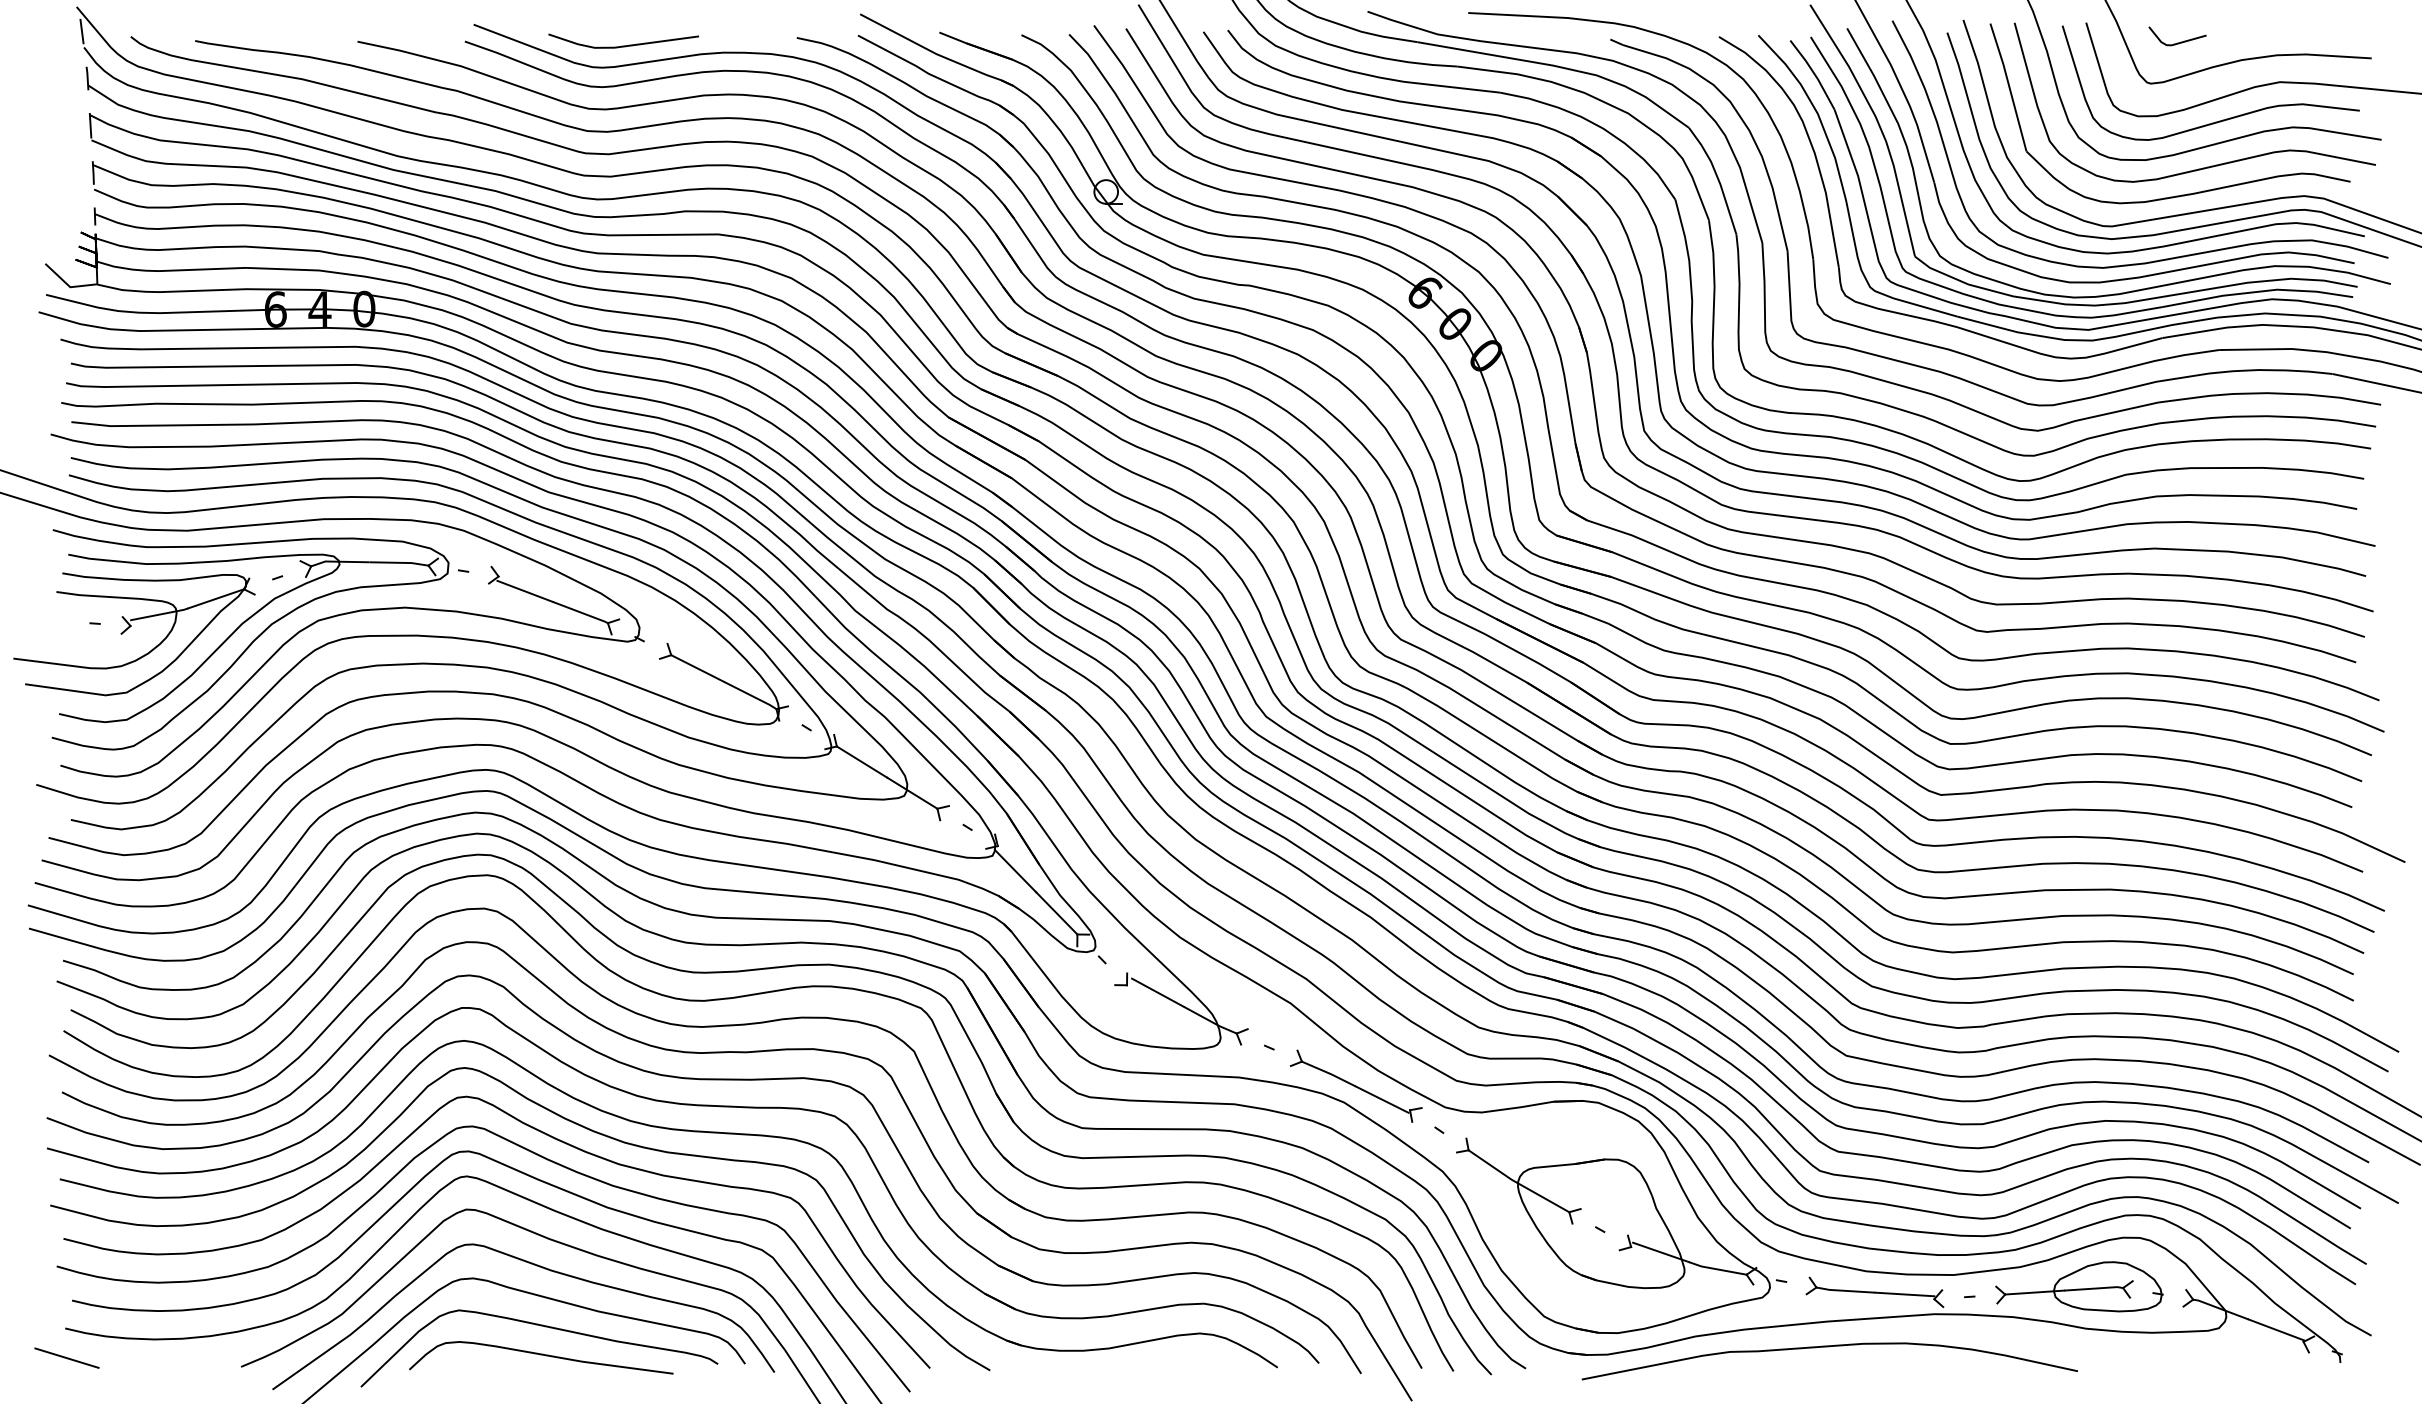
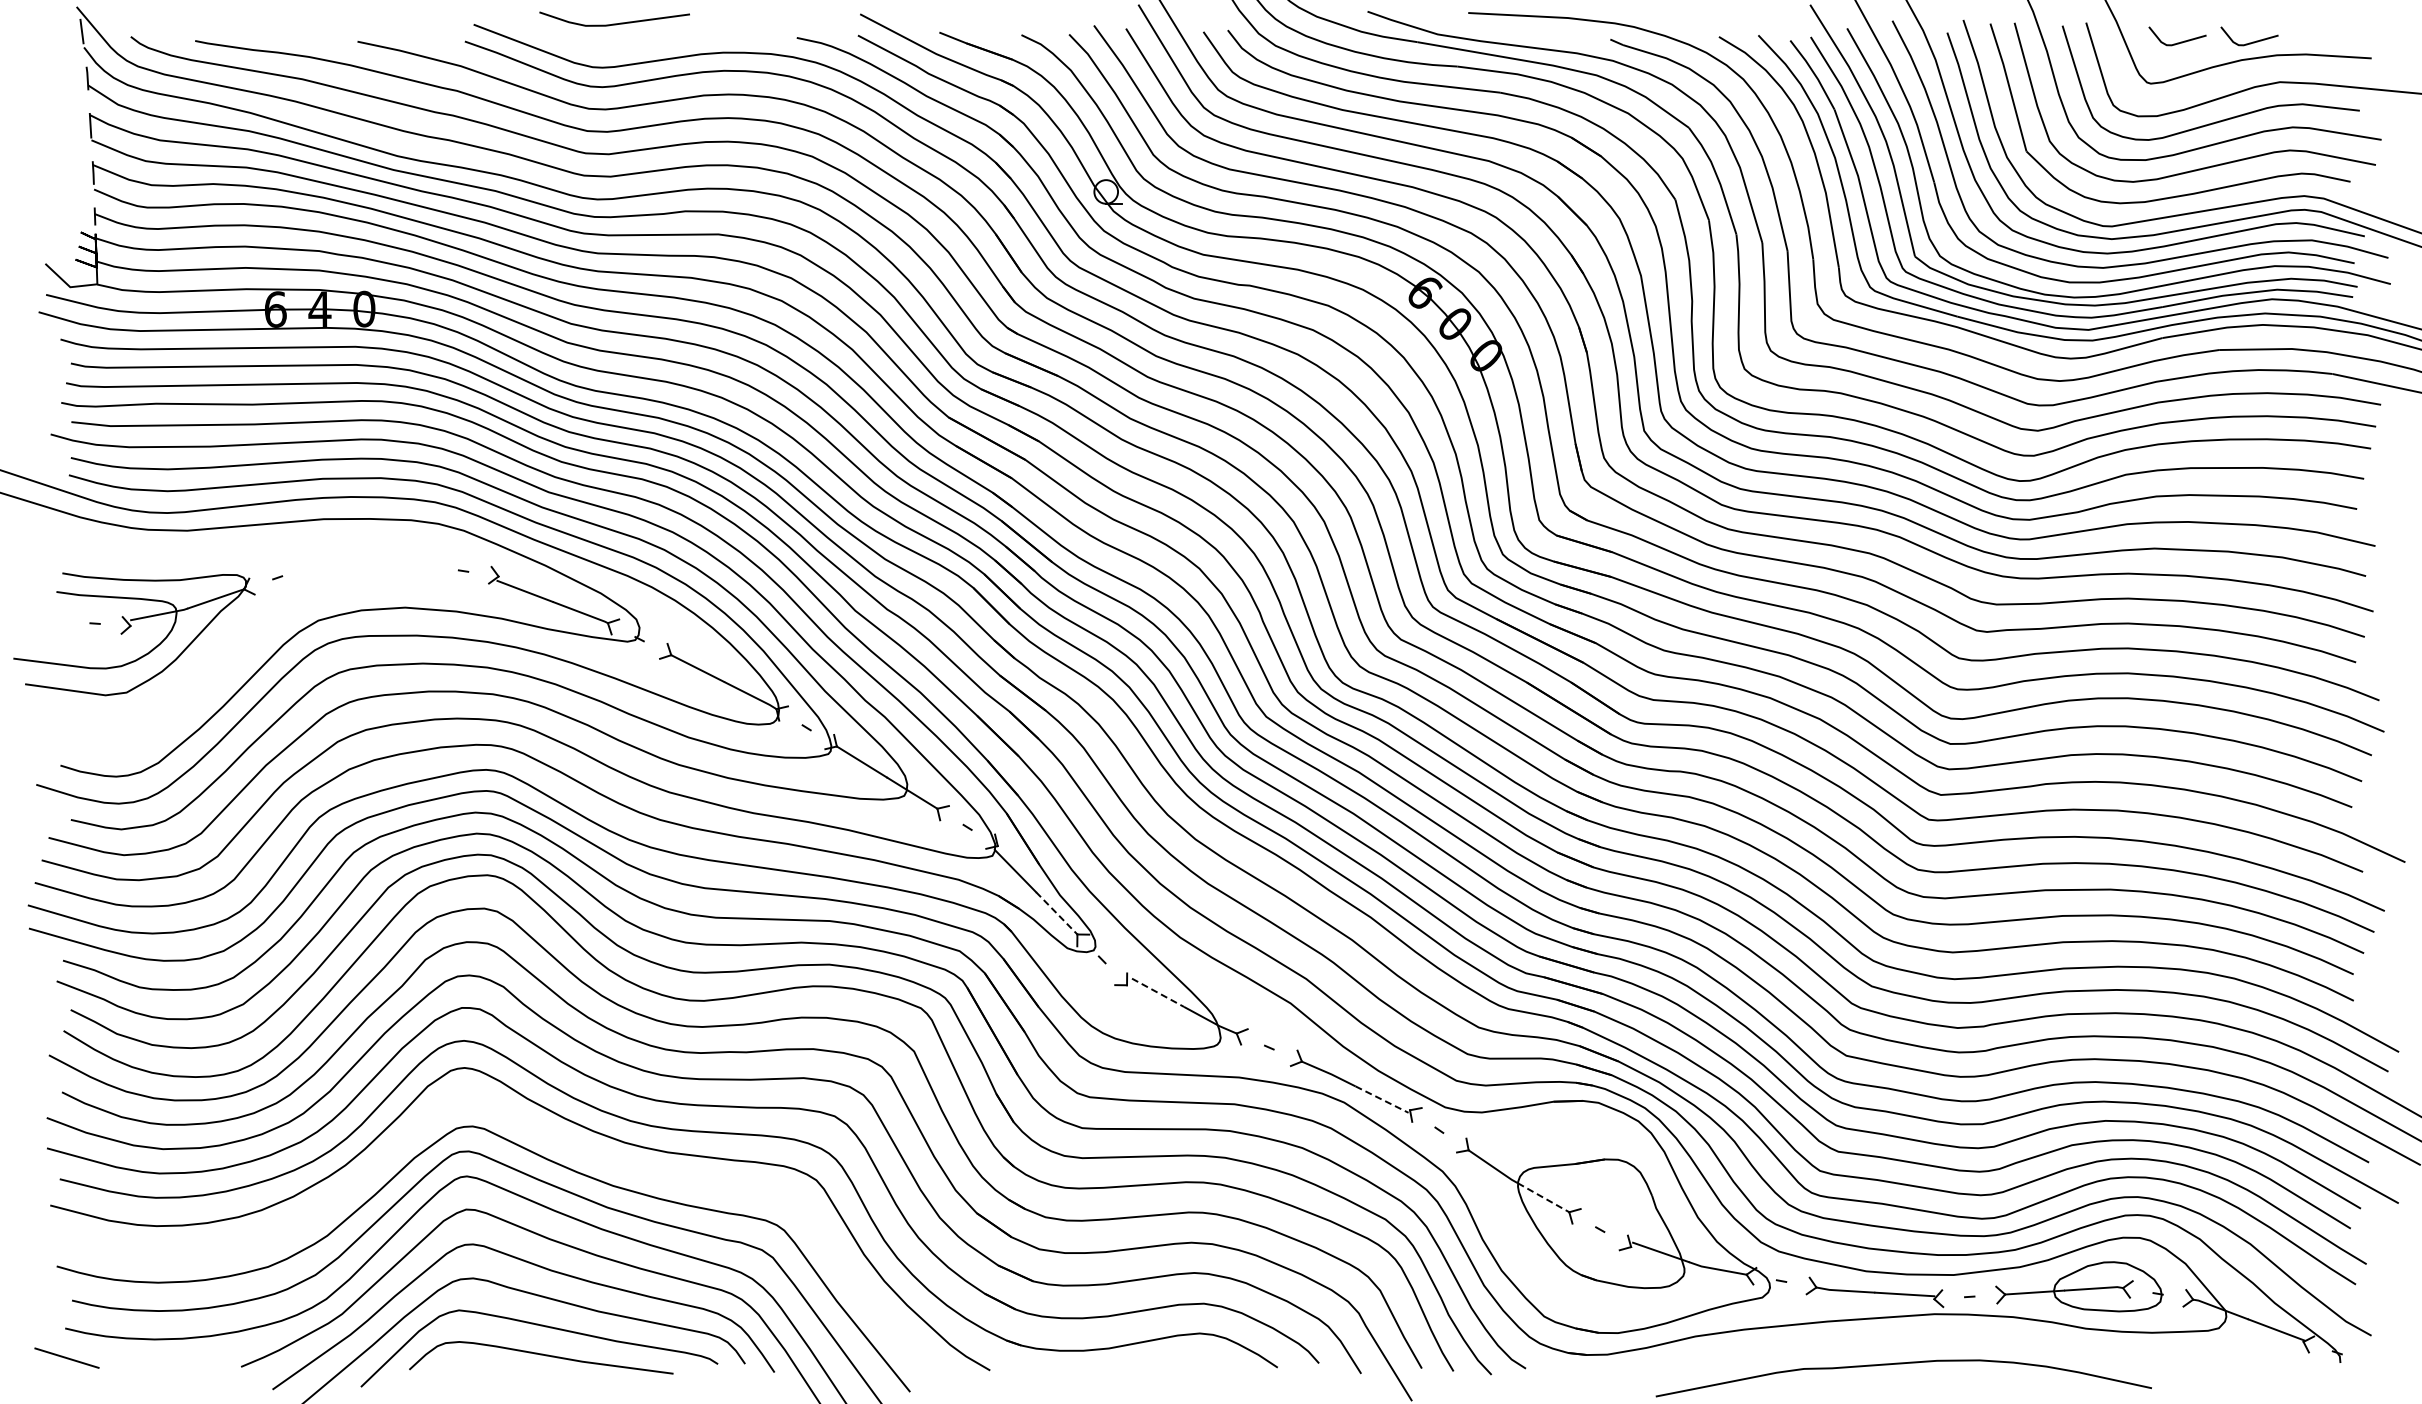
line: none -> present (2252, 41)
line position: (623, 45) -> (614, 23) (614, 23)
part: present -> none (250, 639)
line: solid -> dashed (1056, 913)
line: solid -> dashed (1158, 992)
line: solid -> dashed (1382, 1099)
curve: present -> none (544, 1134)
line: solid -> dashed (1543, 1197)
curve position: (1829, 1347) -> (1903, 1364) (1903, 1364)
